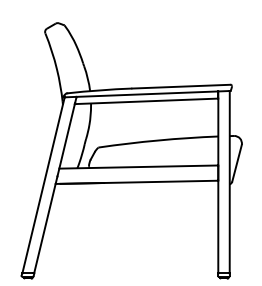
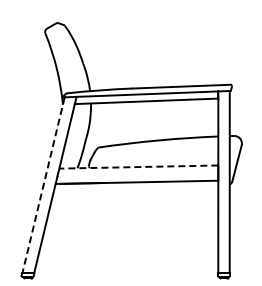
line: solid -> dashed (138, 167)
line: solid -> dashed (43, 185)
